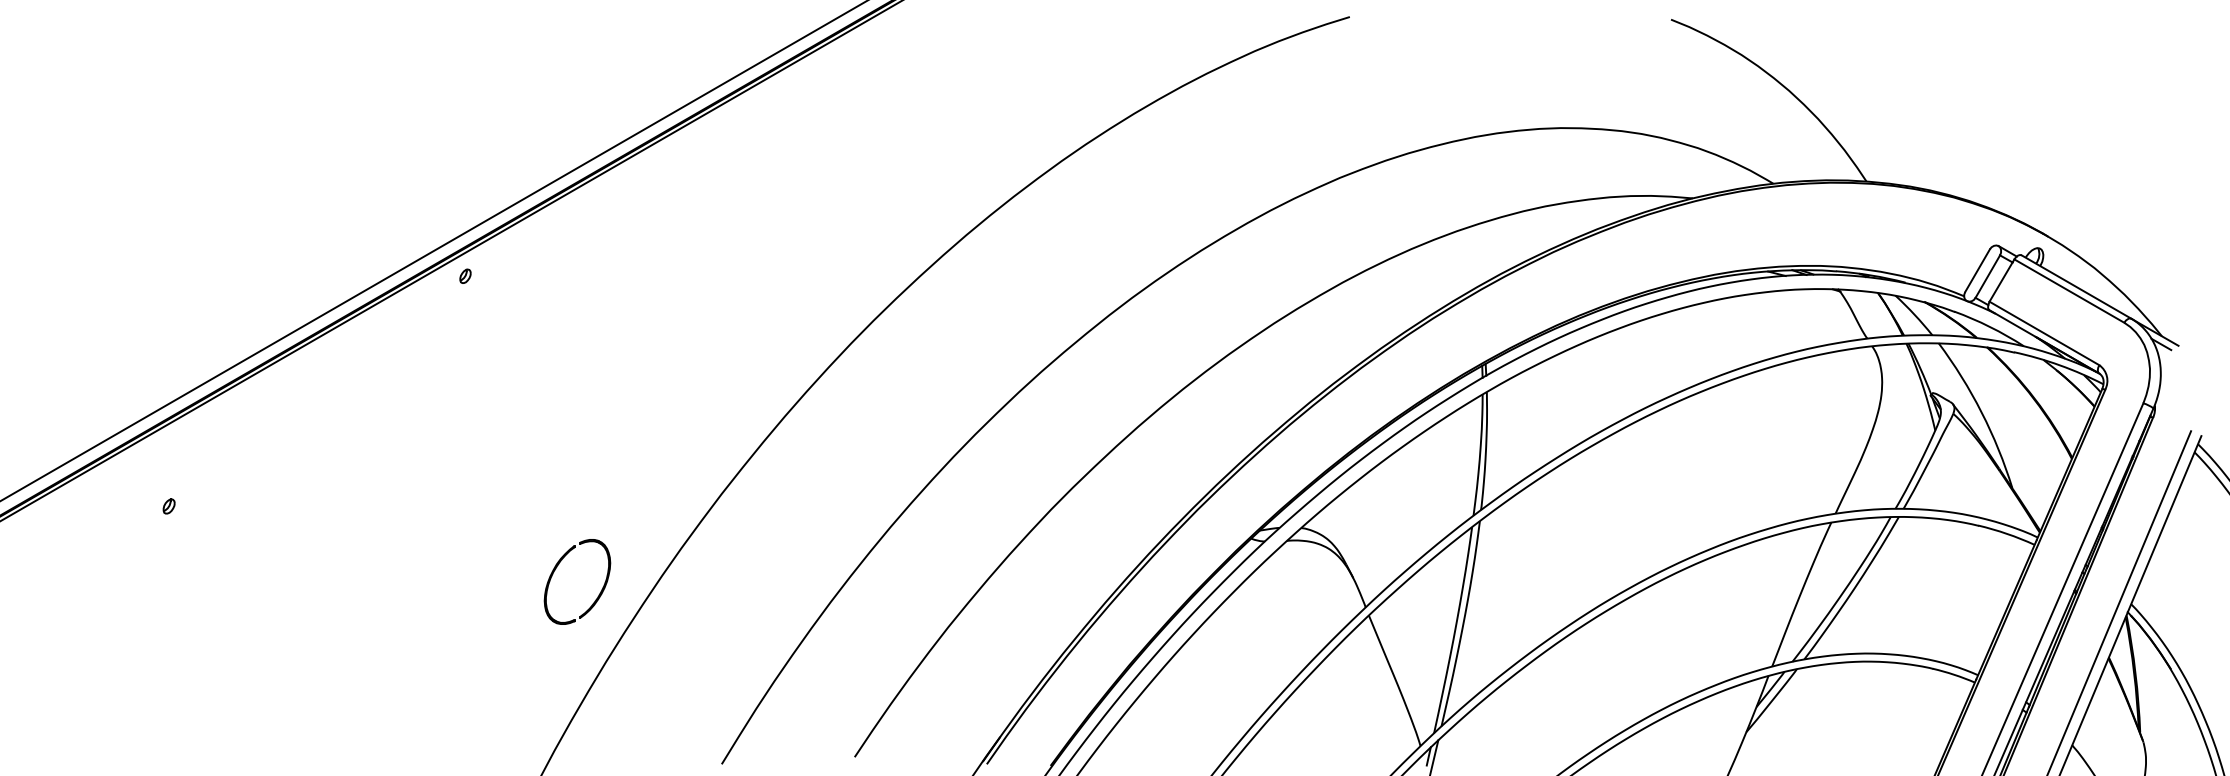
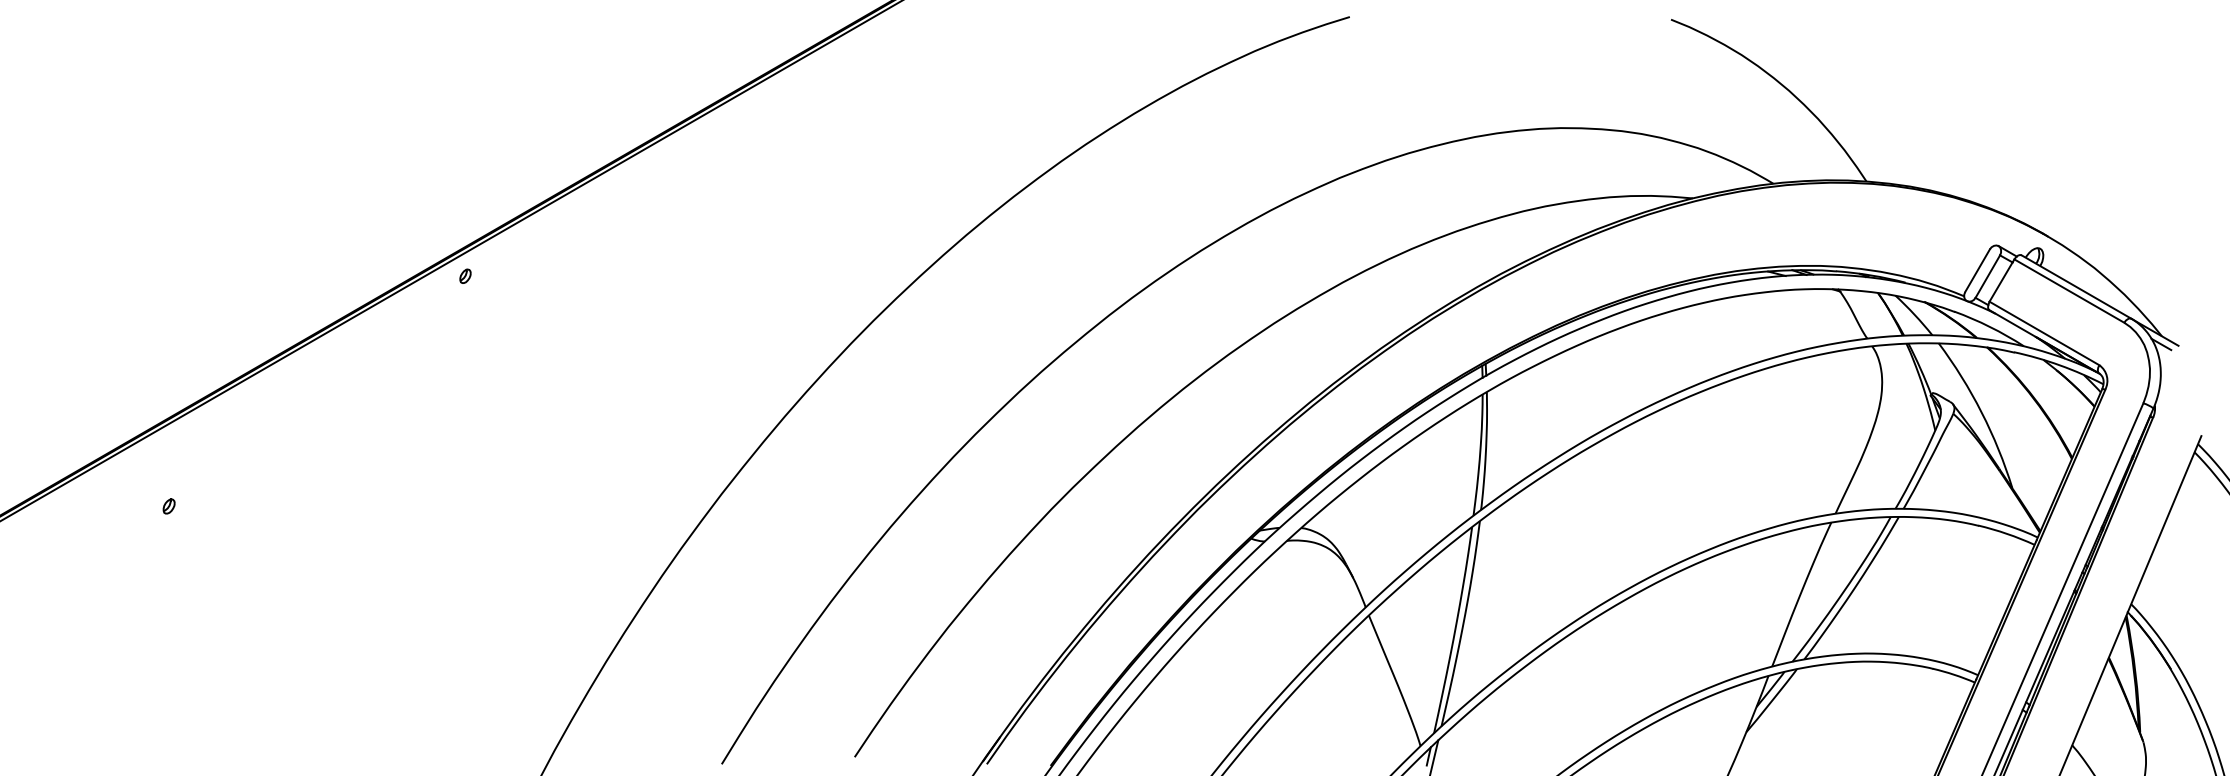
line: present -> none (433, 250)
part: present -> none (557, 567)
line: present -> none (2119, 601)
